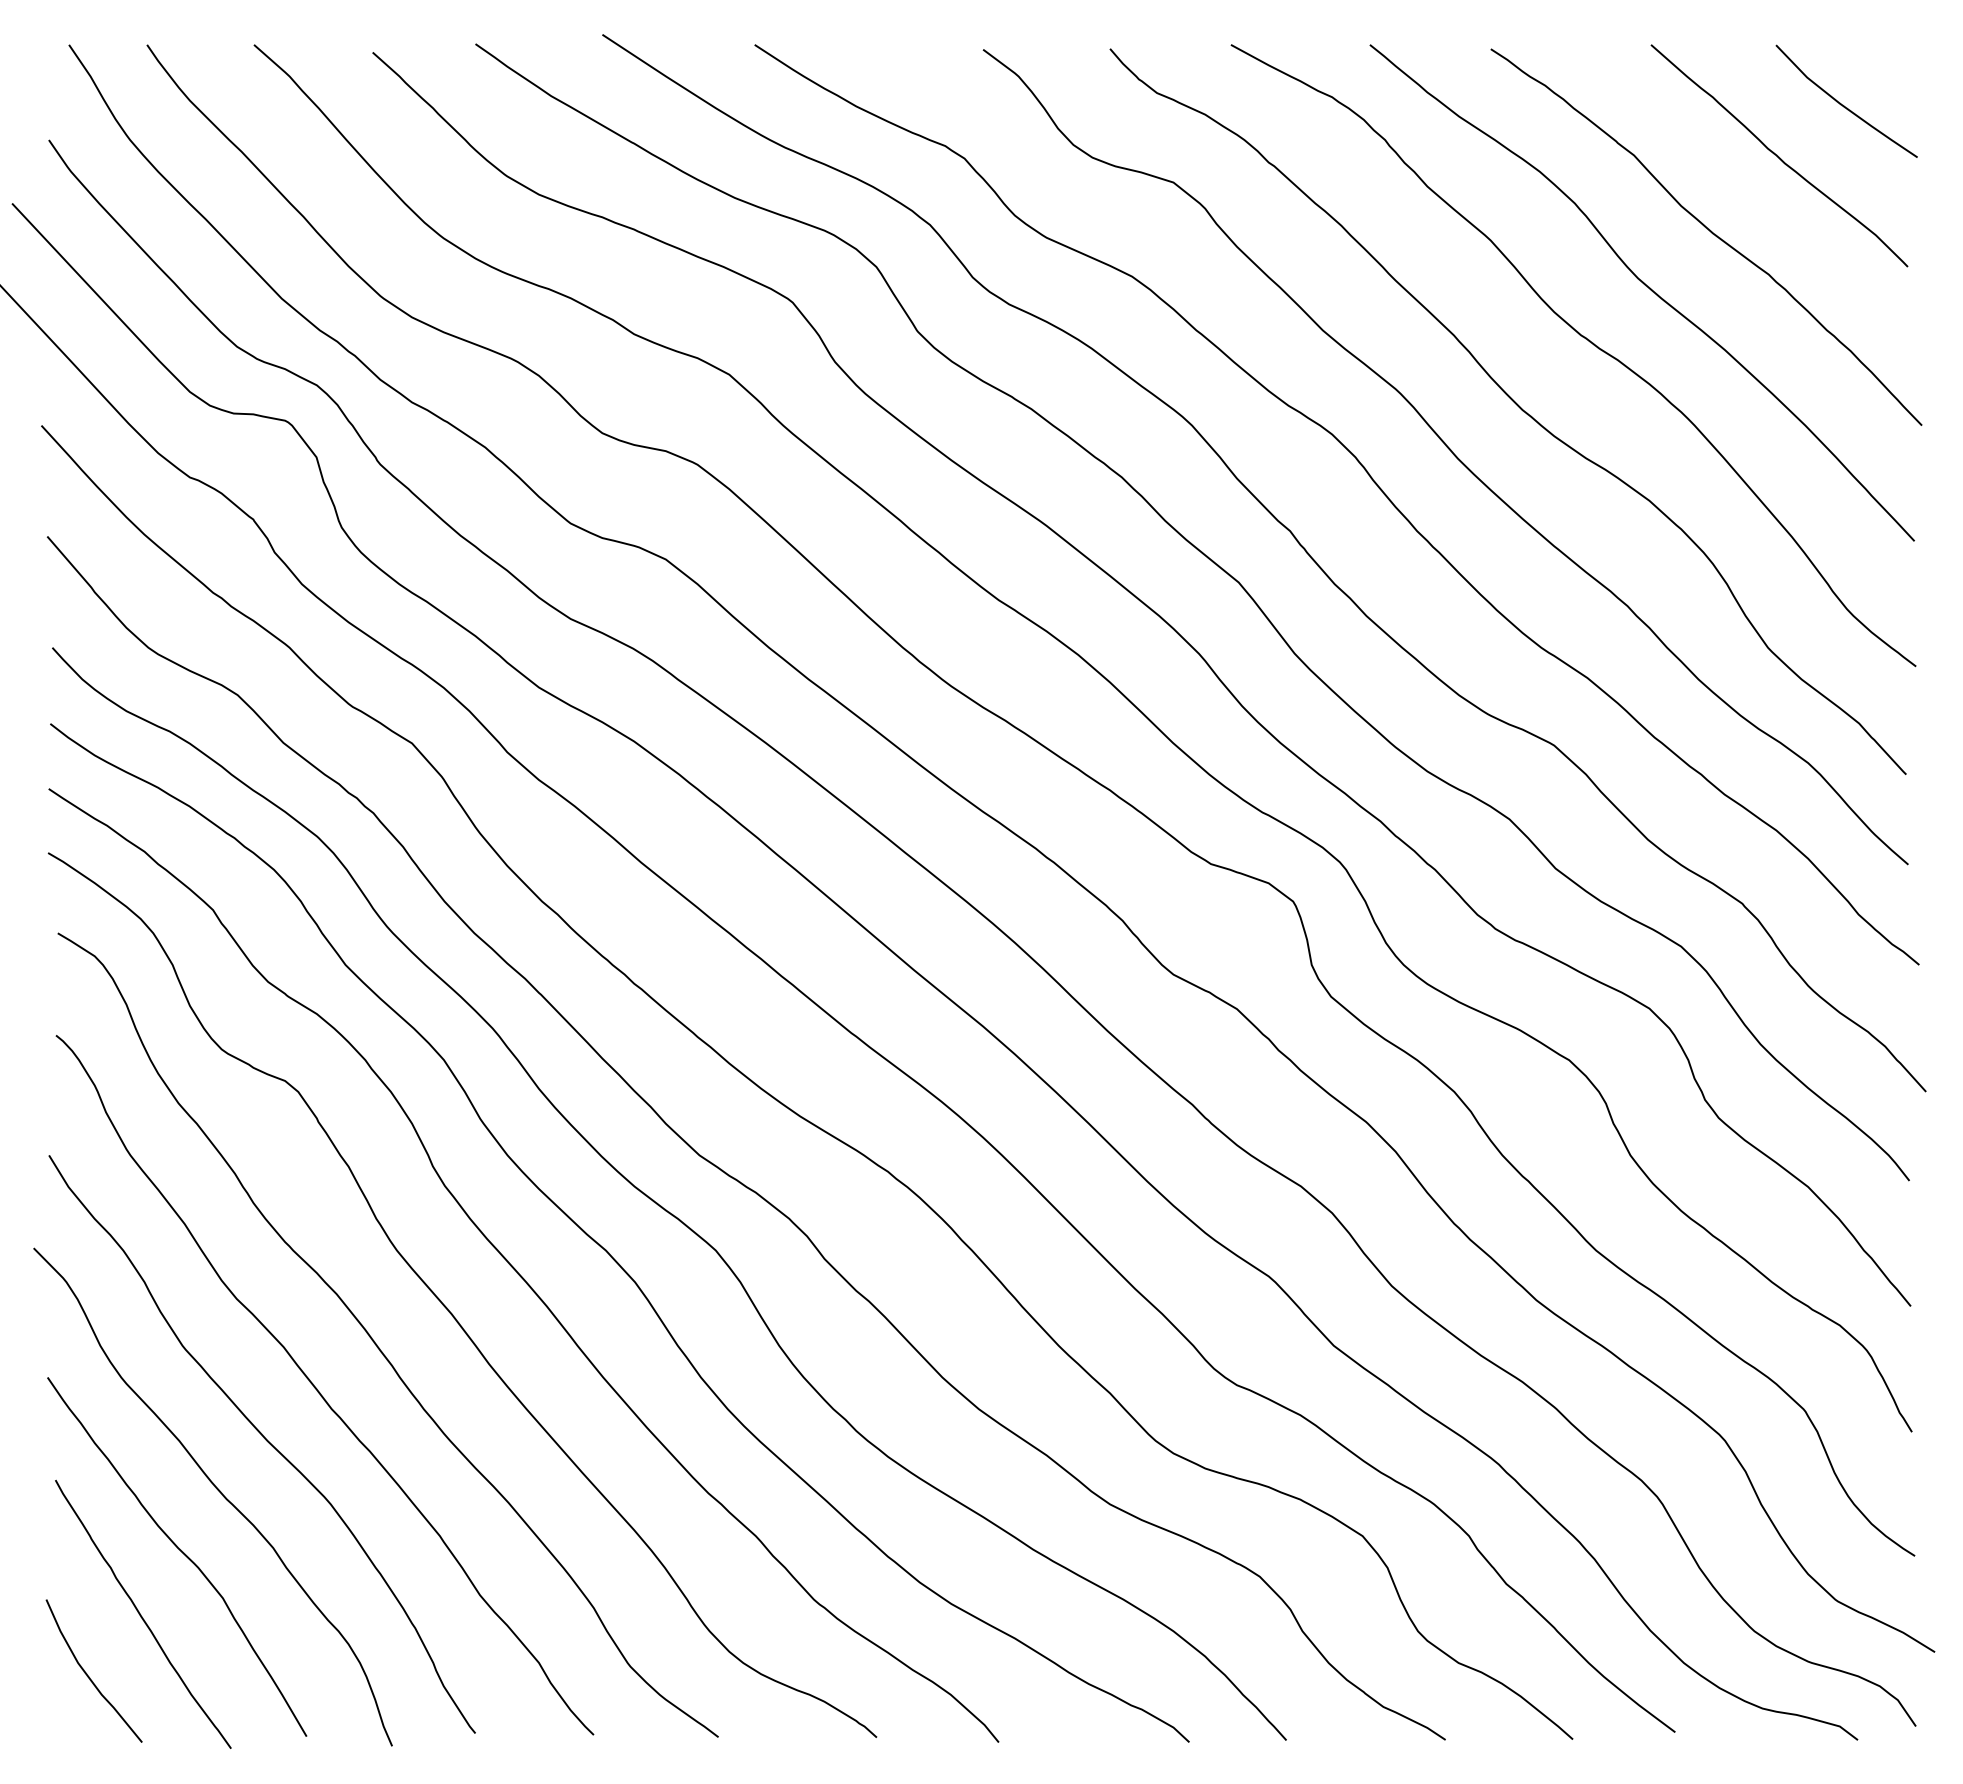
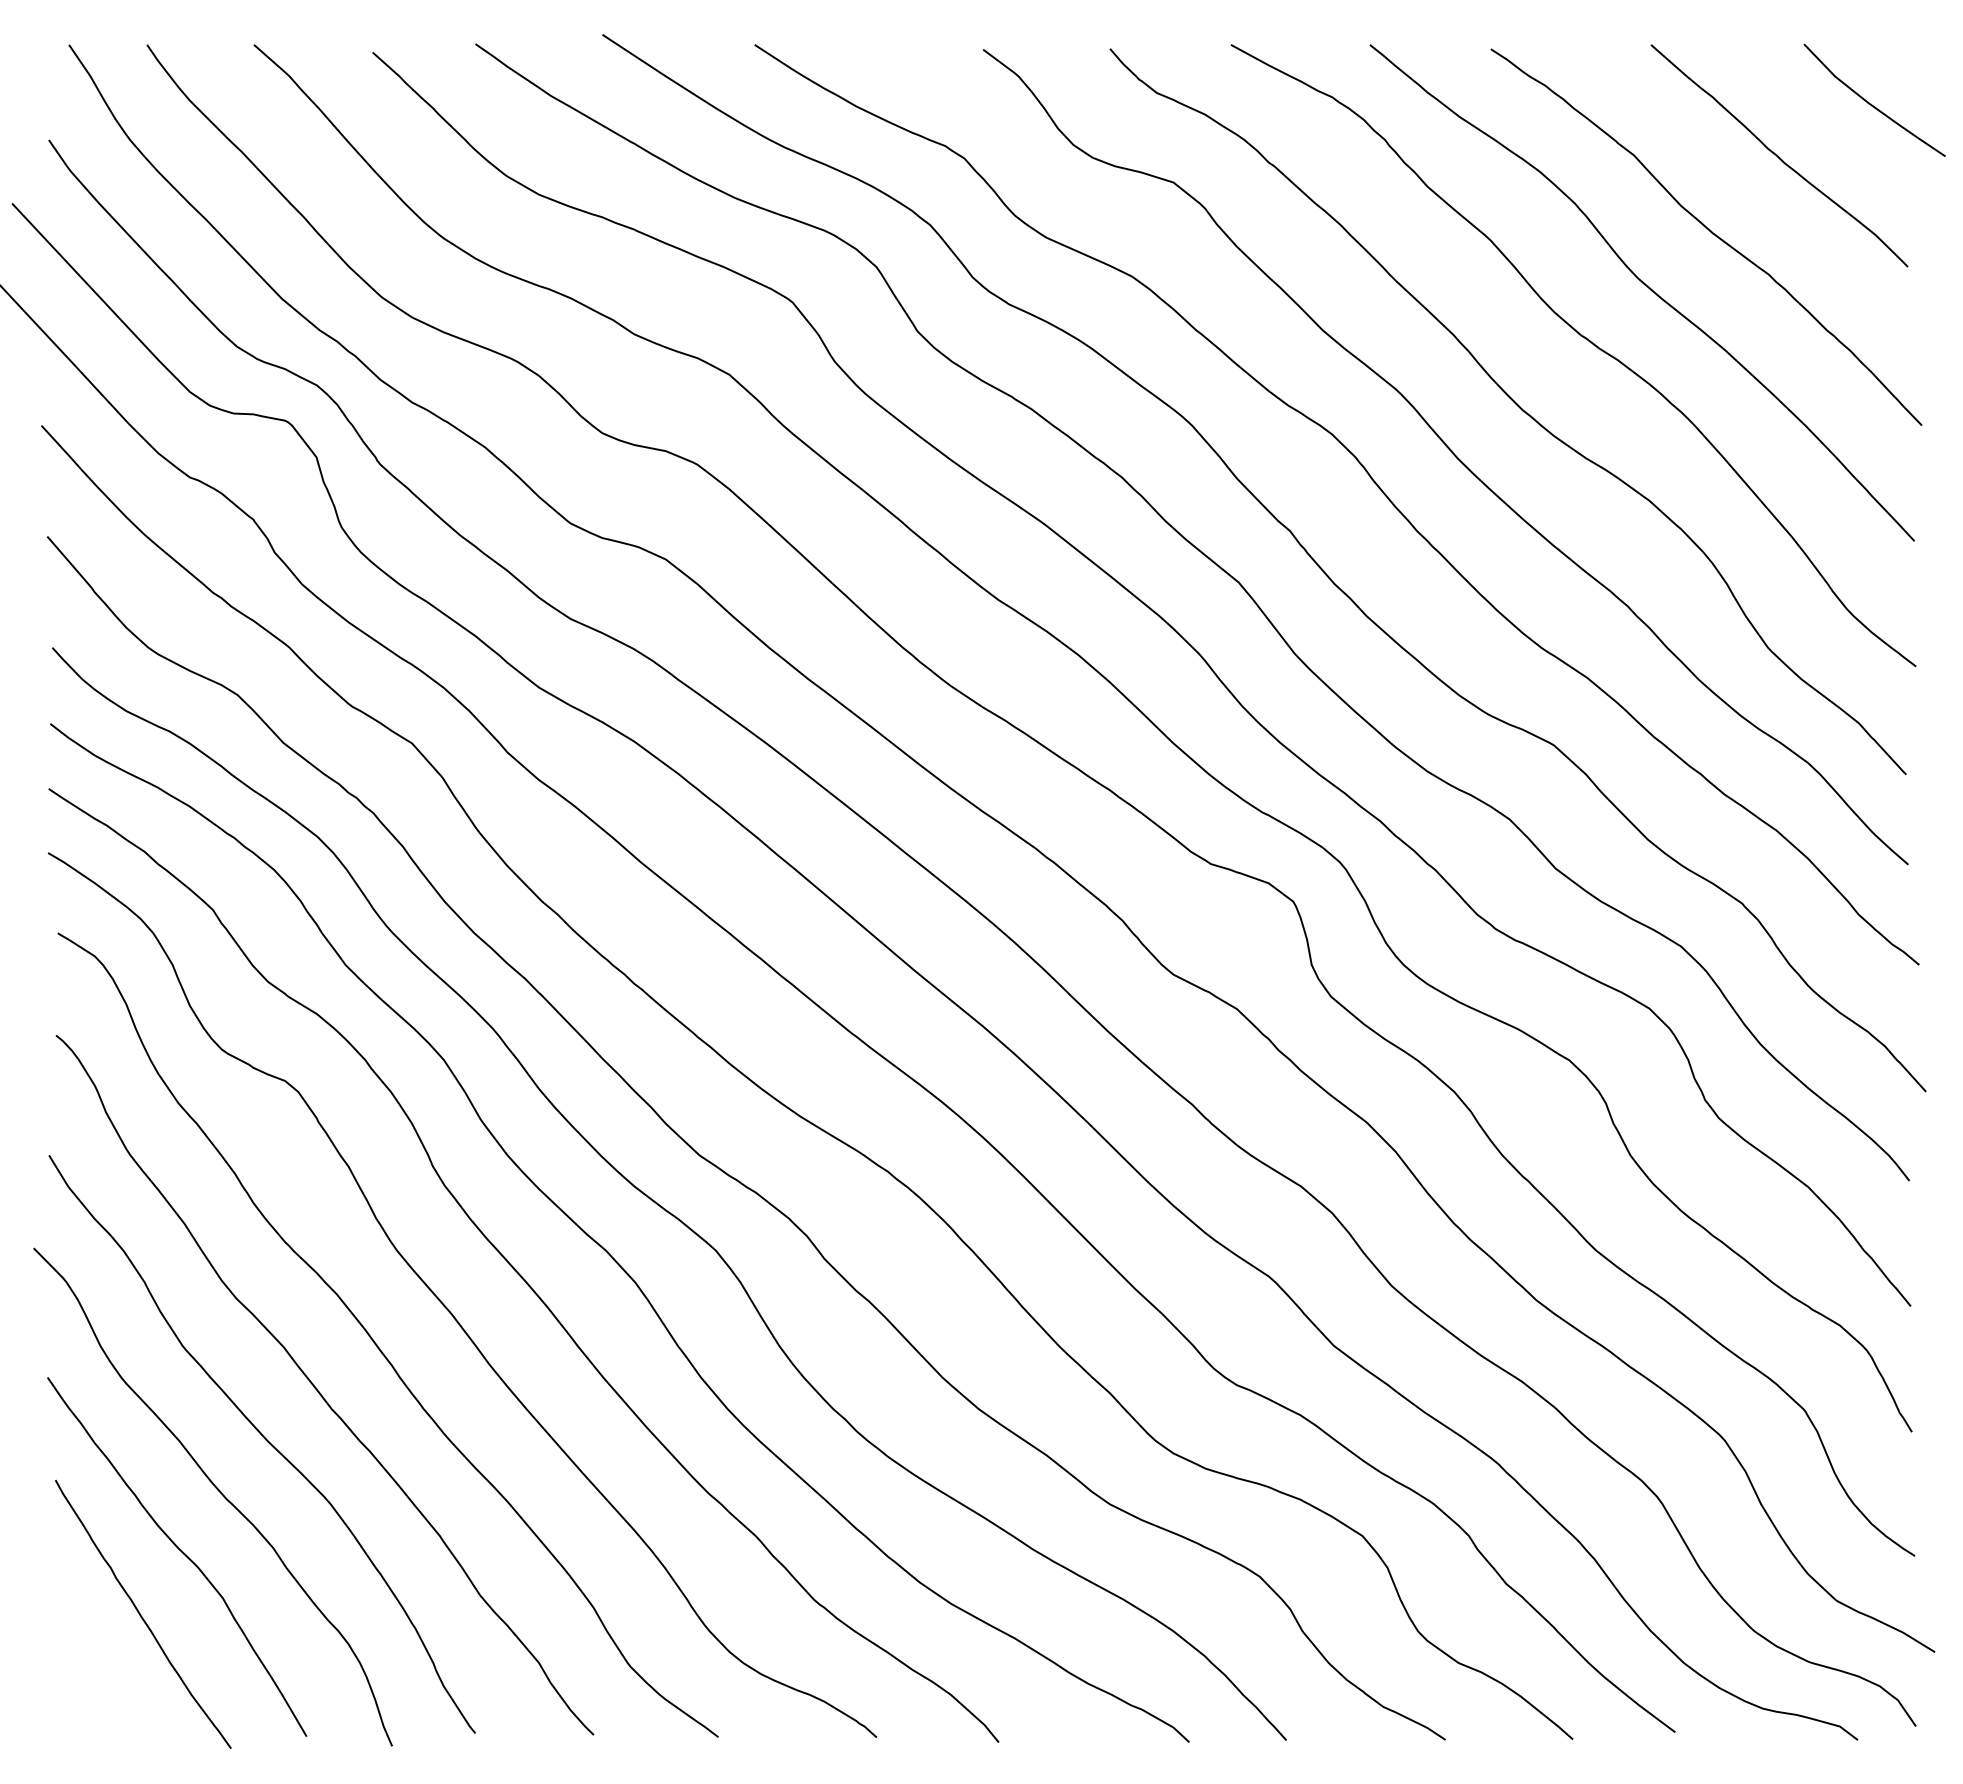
curve position: (1844, 105) -> (1872, 104) (1872, 104)
curve: present -> none (87, 1673)
